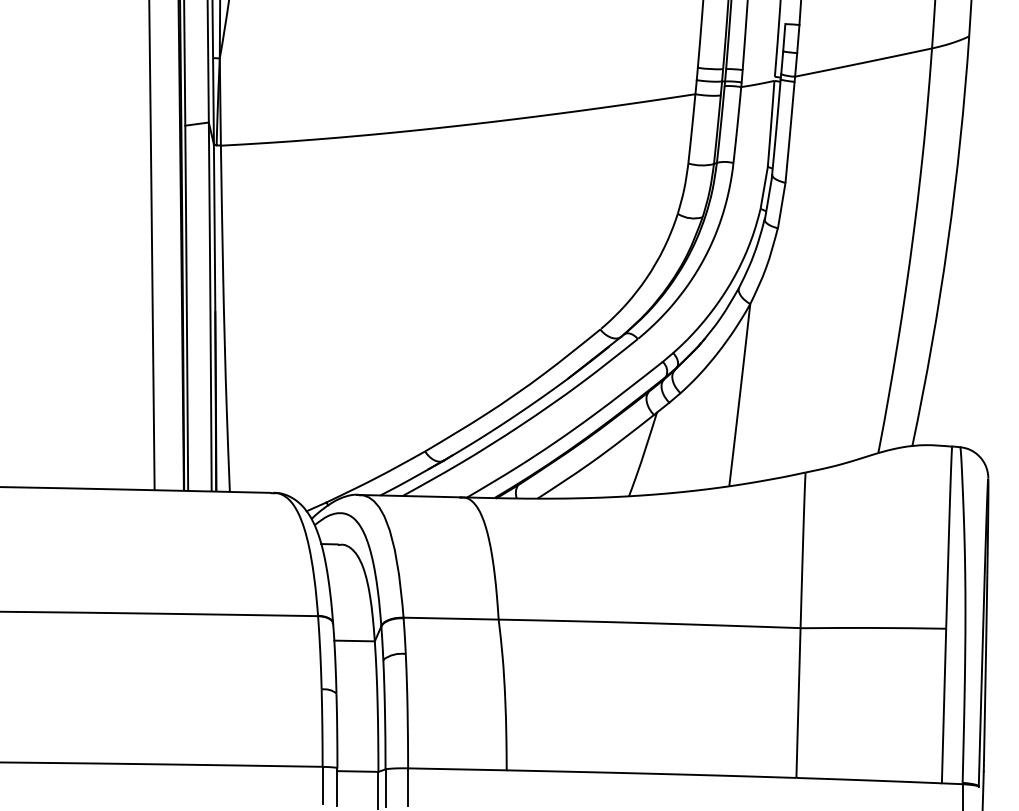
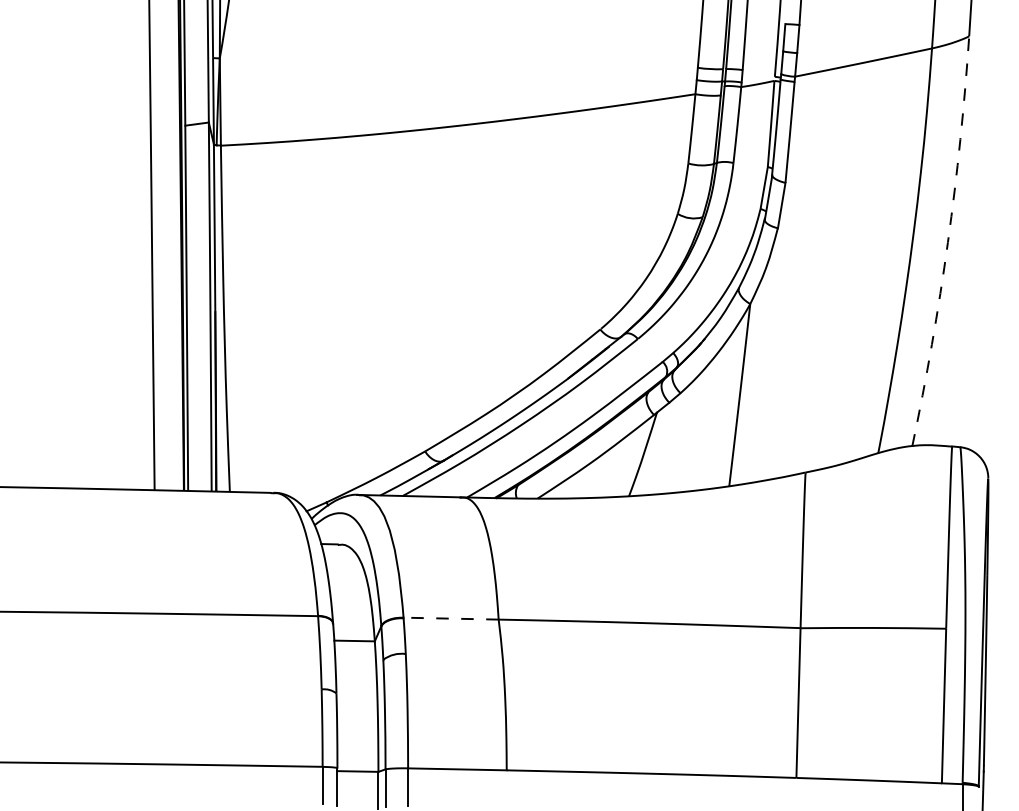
arc: solid -> dashed (947, 242)
line: solid -> dashed (451, 618)
